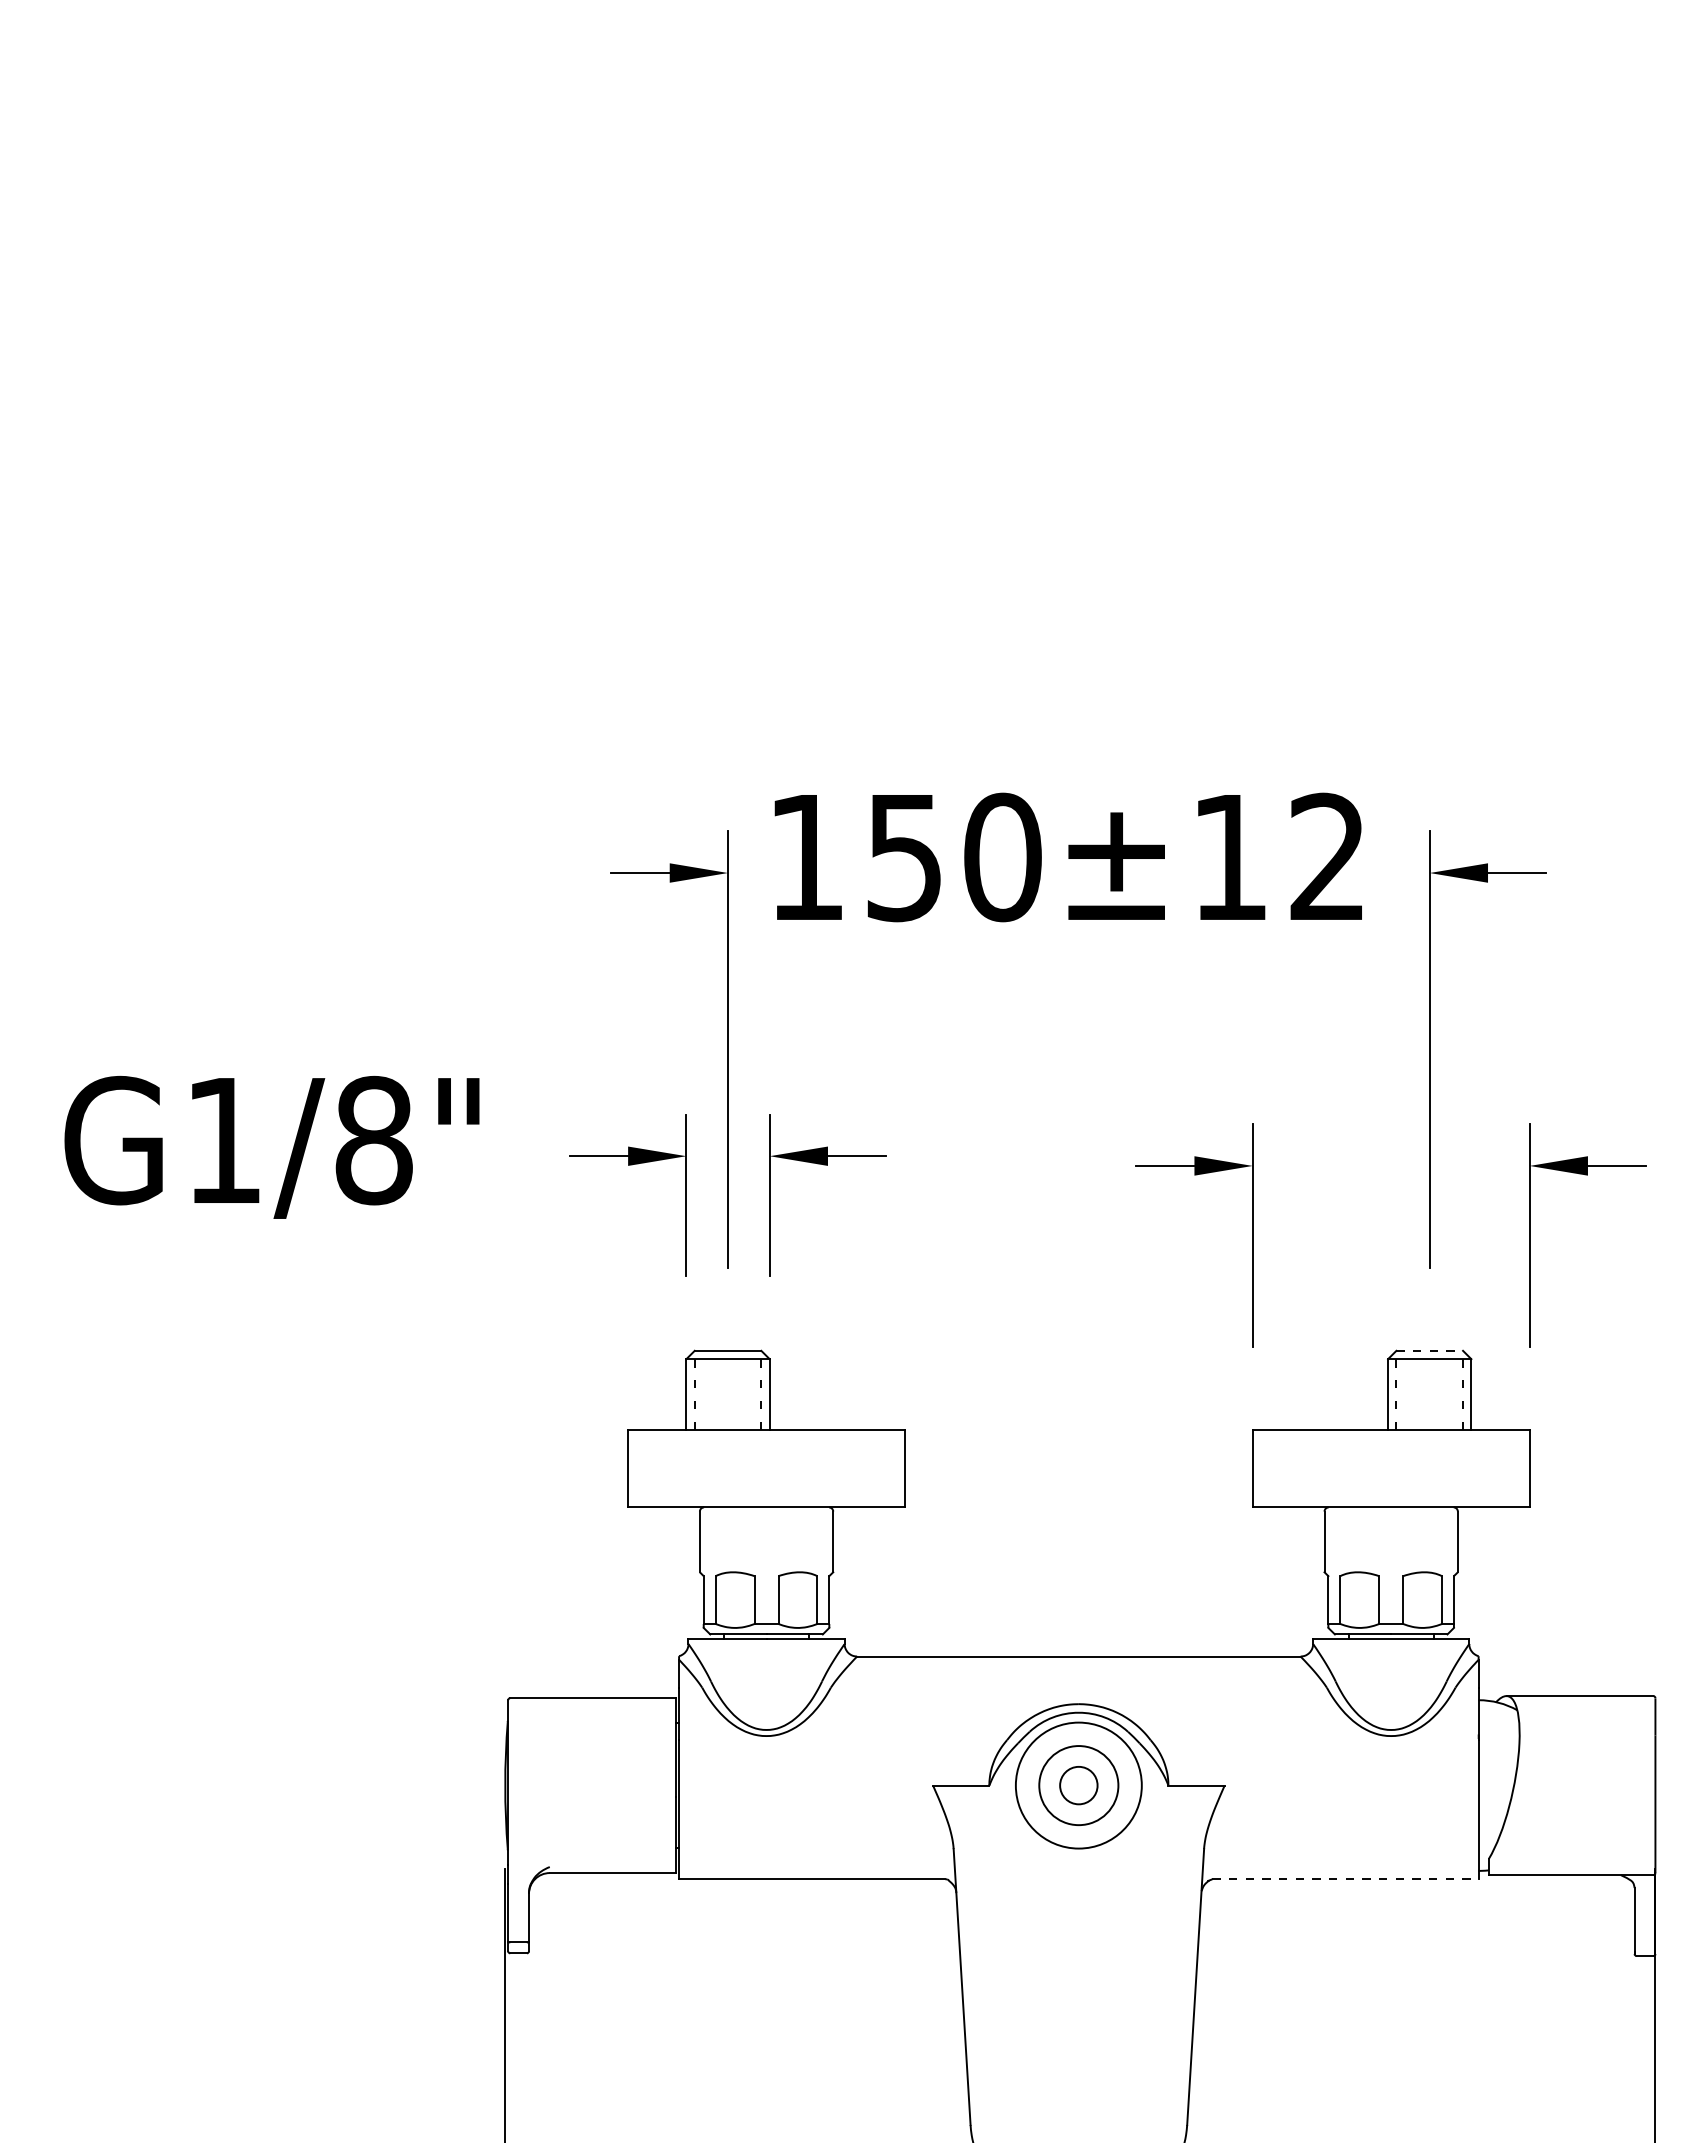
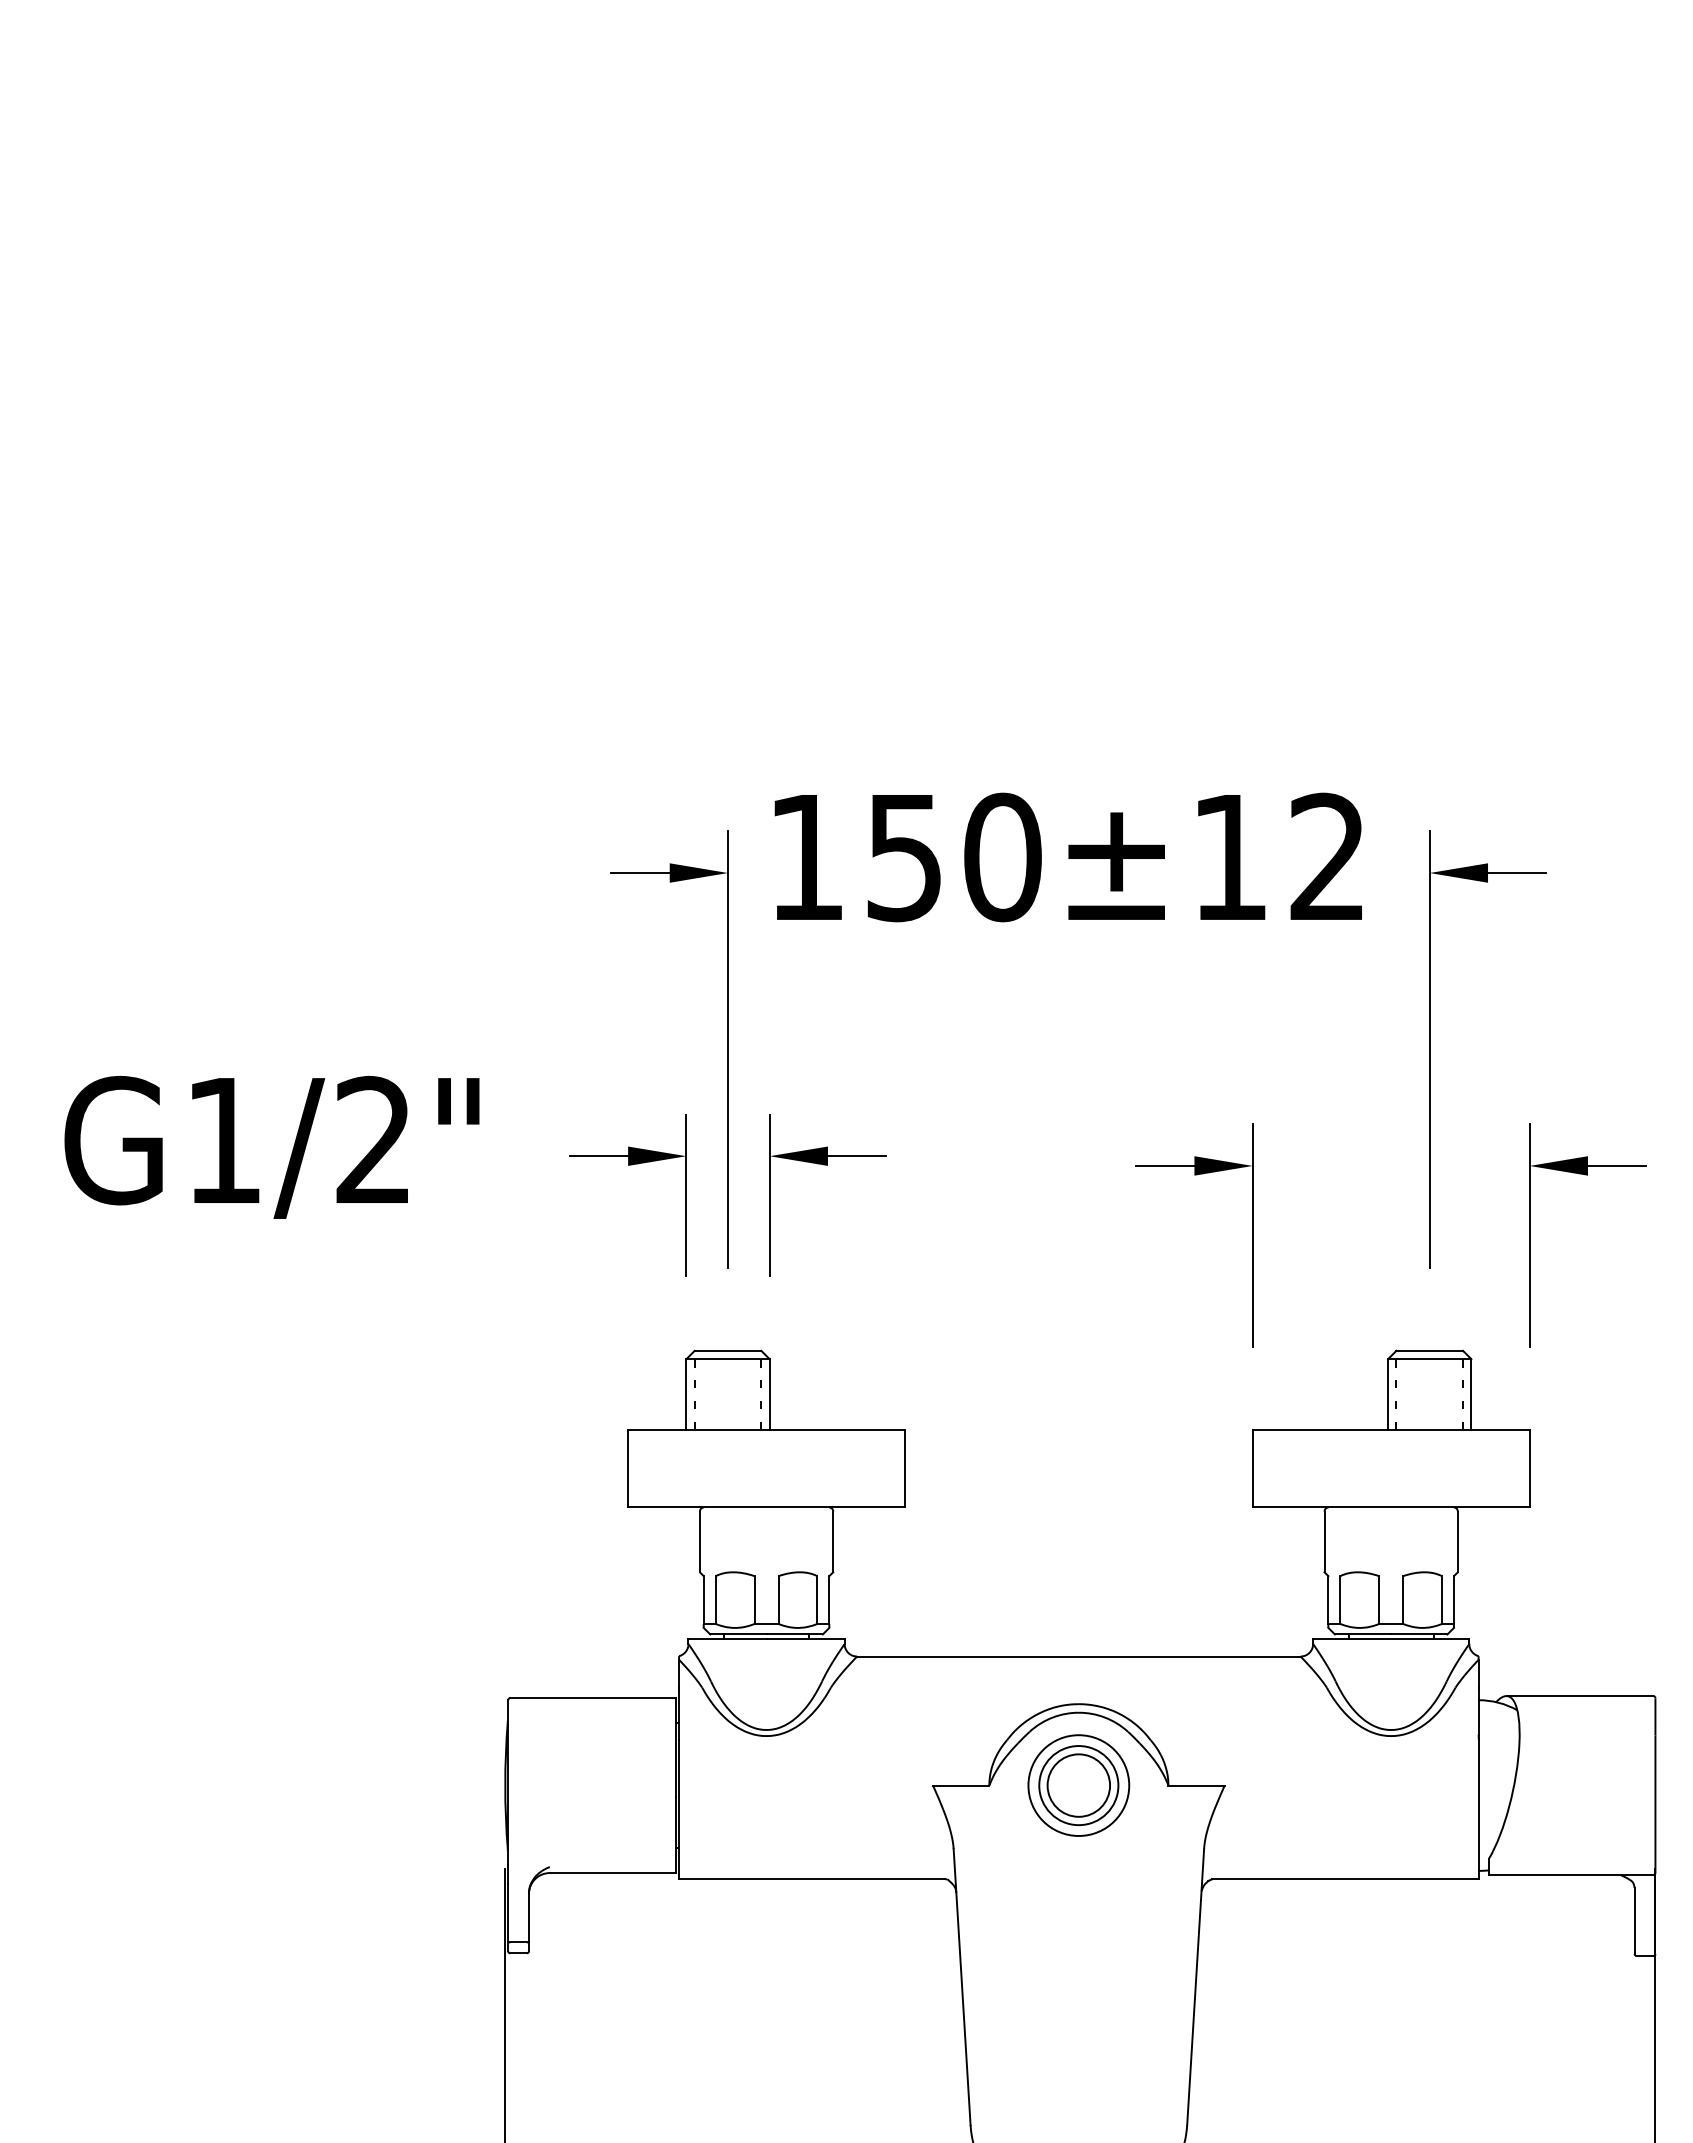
text: G1/8" -> G1/2" (373, 1140)
line: dashed -> solid (1430, 1350)
circle diameter: 126 px -> 101 px (1078, 1785)
circle diameter: 37 px -> 62 px (1078, 1785)
line: dashed -> solid (1345, 1879)
